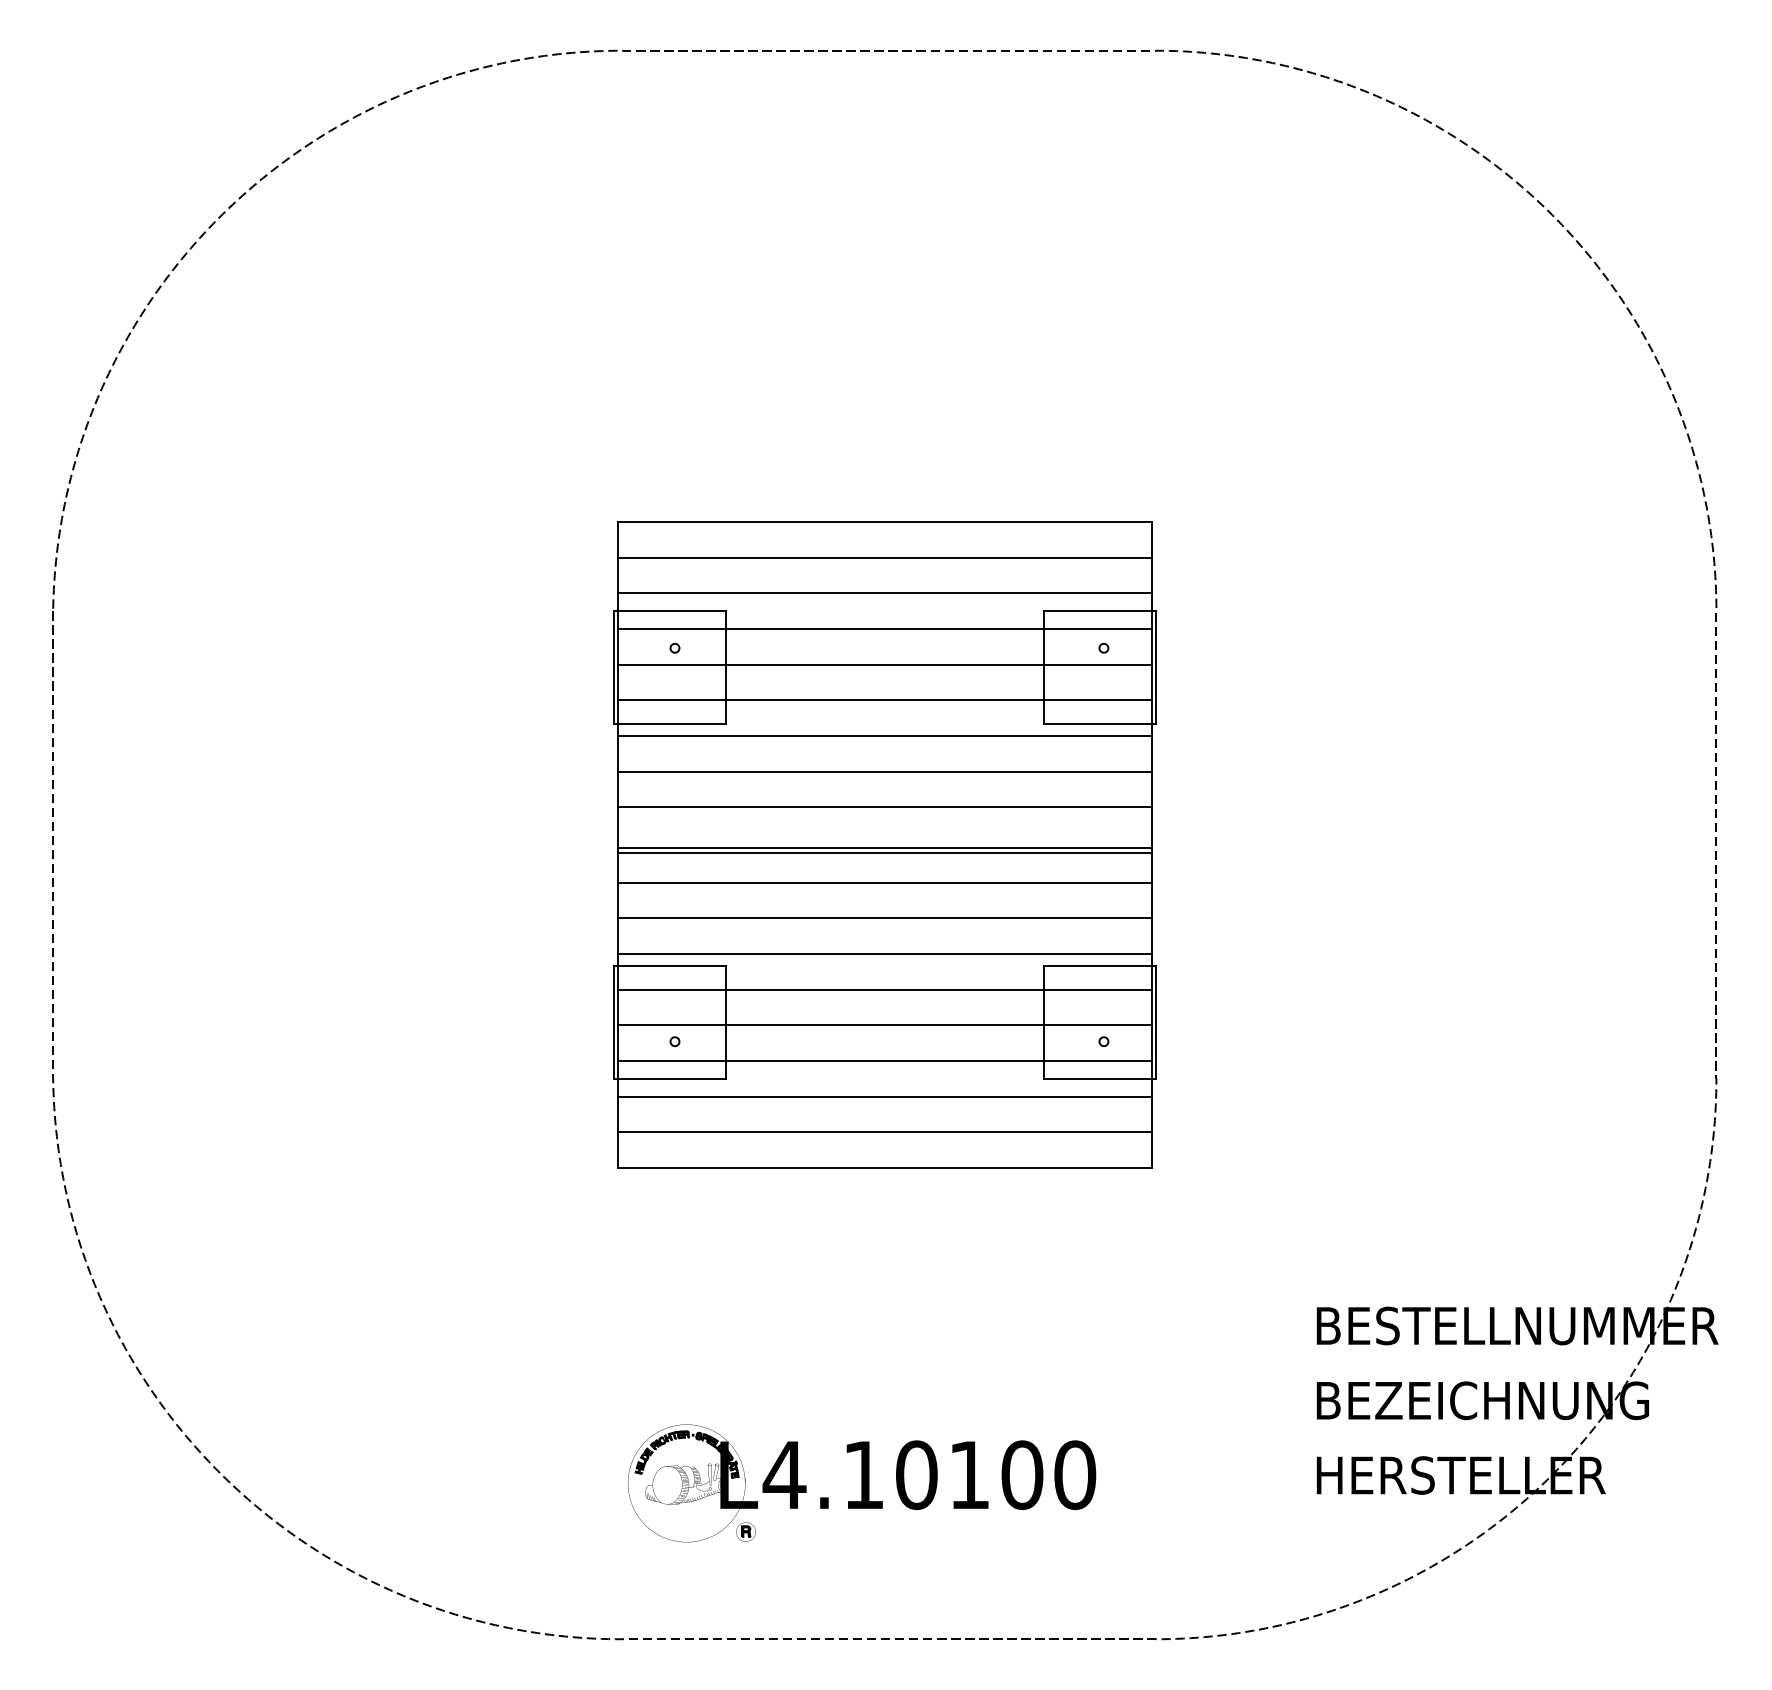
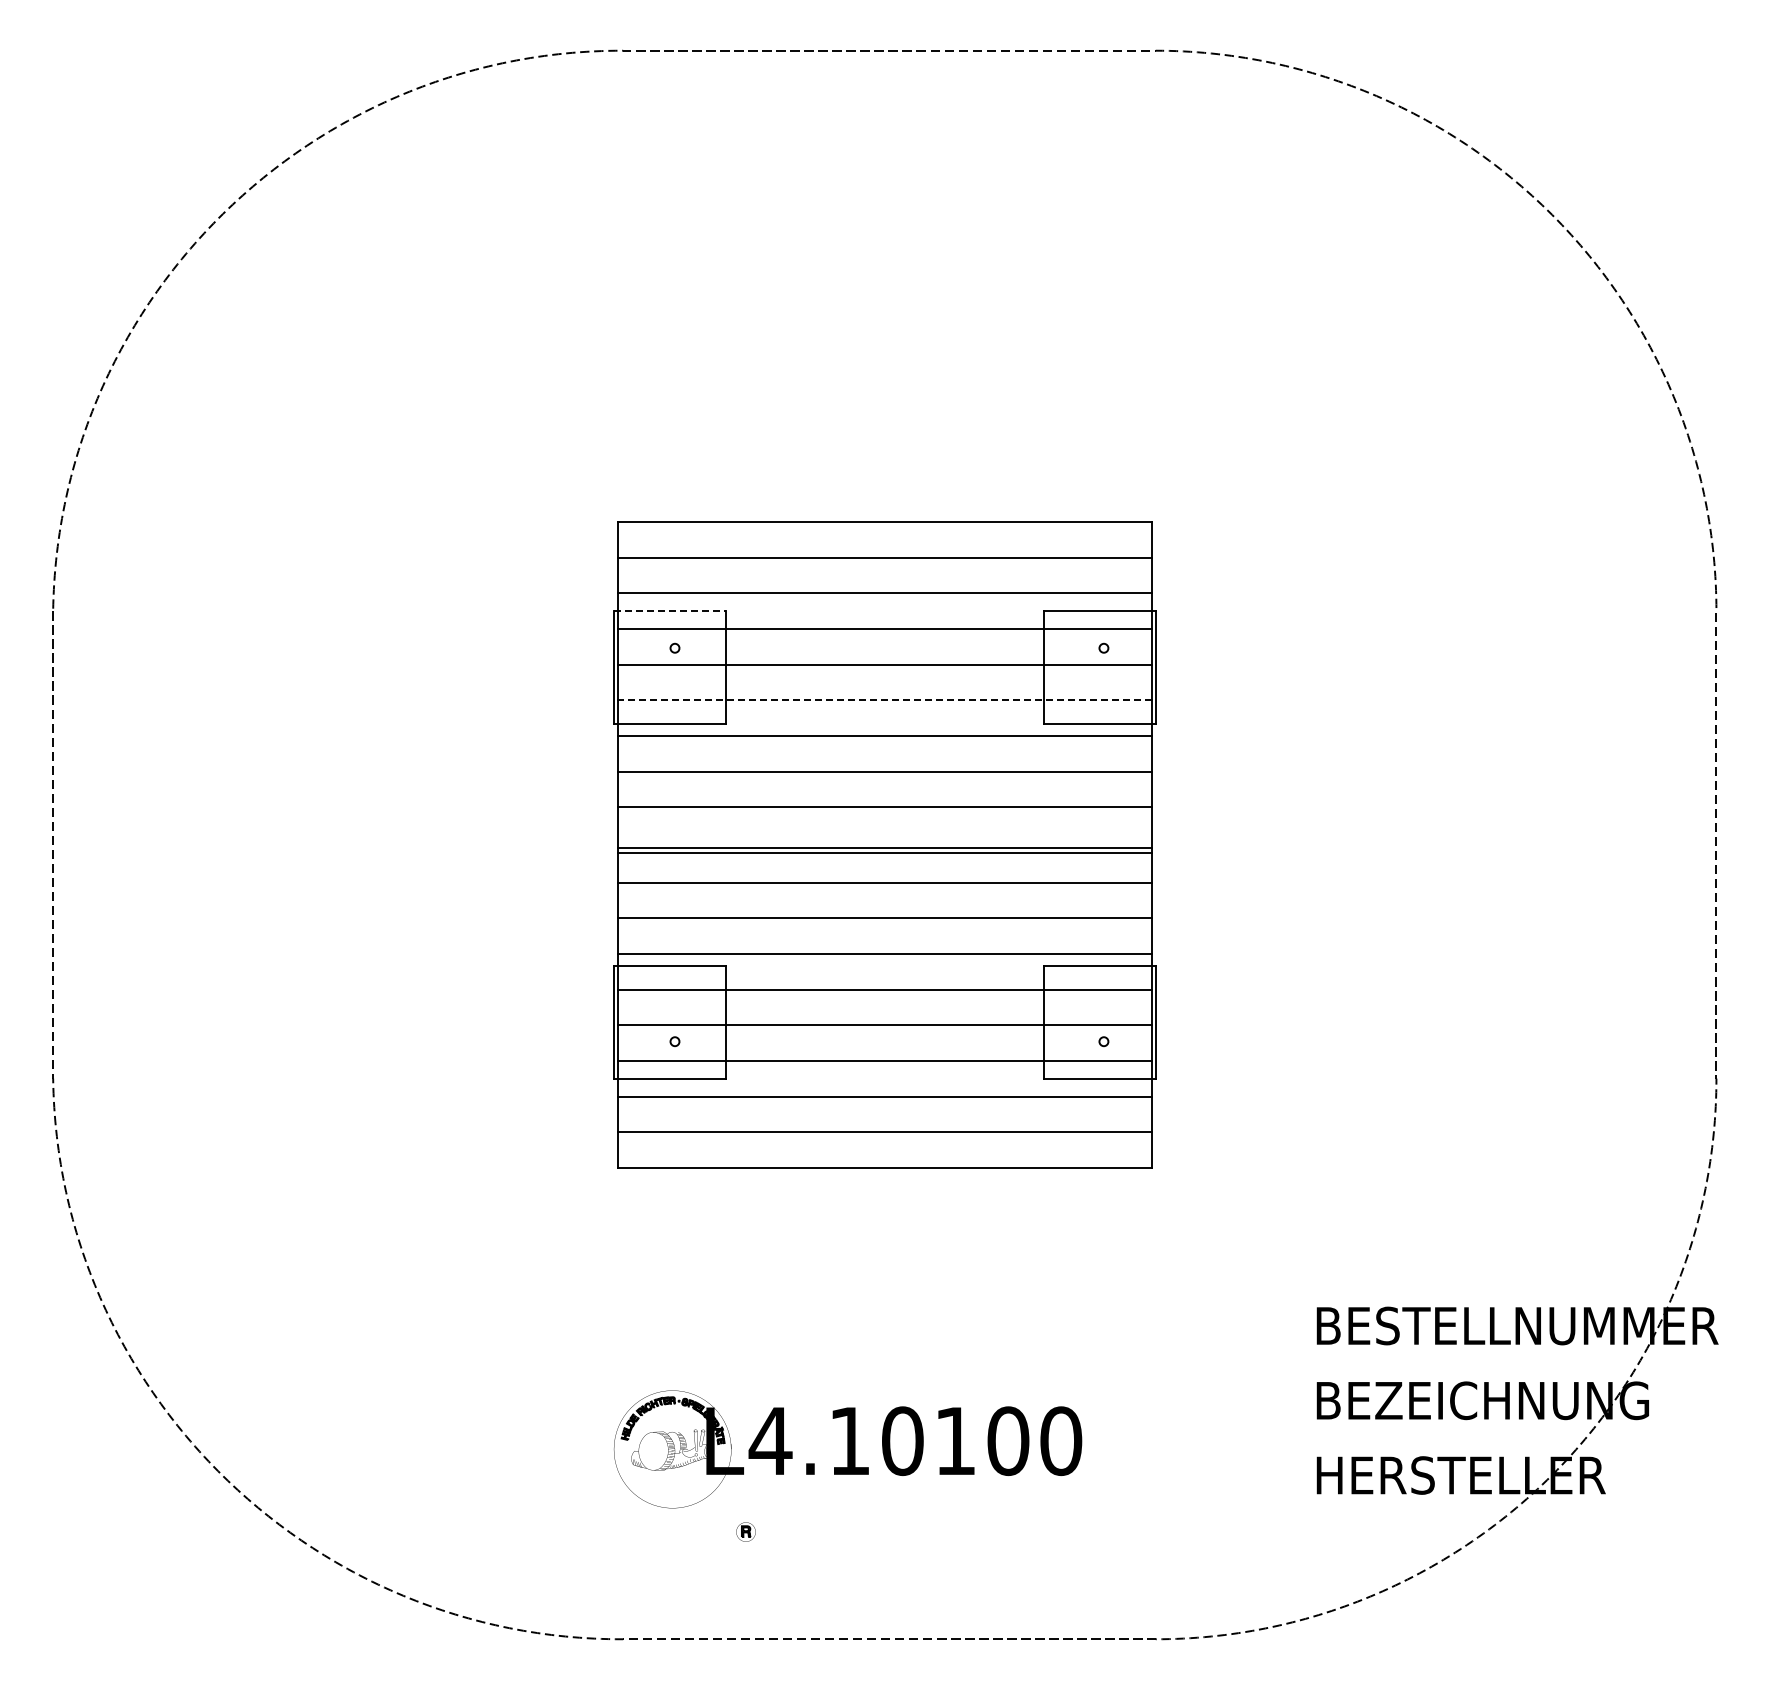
line: solid -> dashed (670, 611)
line: solid -> dashed (884, 700)
part position: (862, 1483) -> (848, 1449) (848, 1449)
